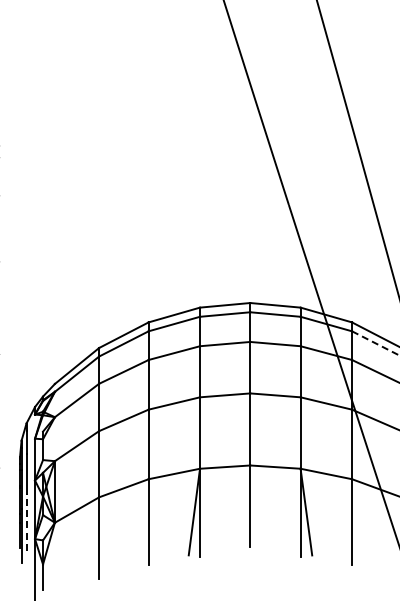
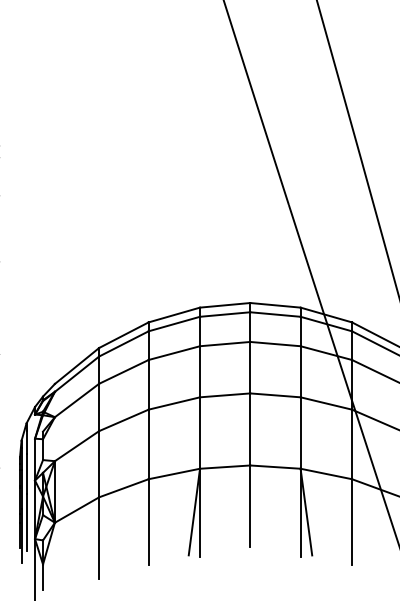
line: dashed -> solid (375, 343)
line: dashed -> solid (26, 522)
